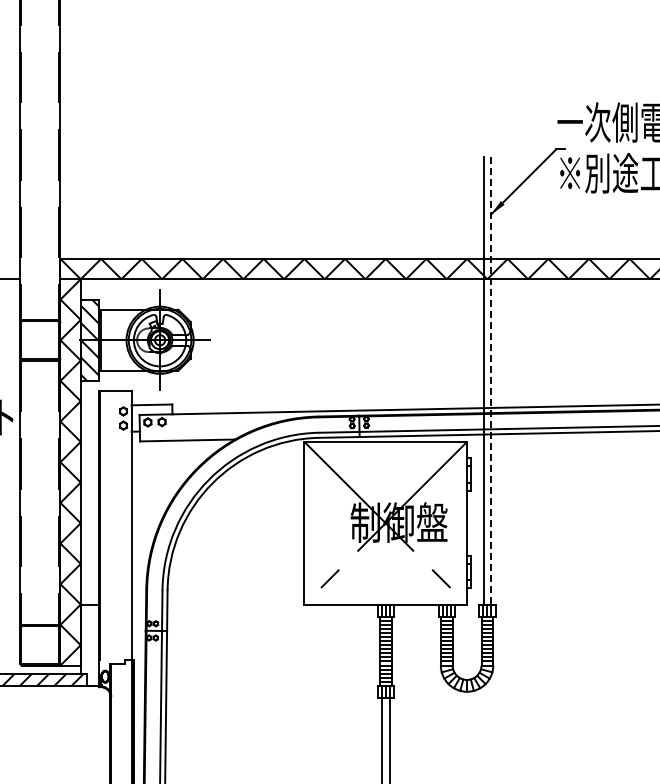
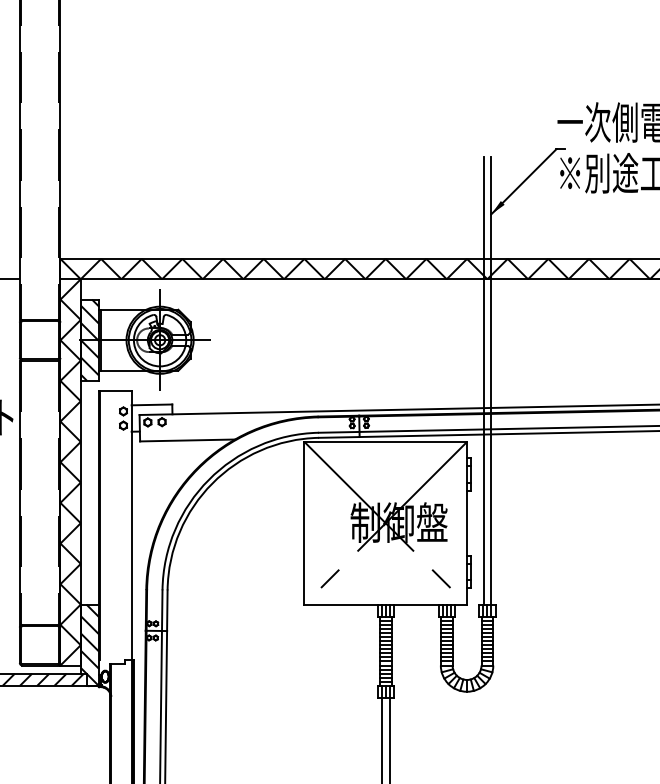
line: dashed -> solid (491, 380)
hatch: none -> present (89, 644)
